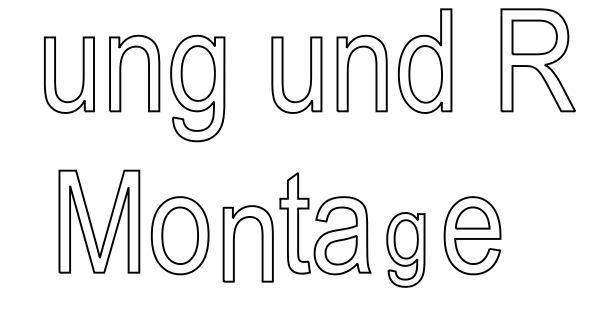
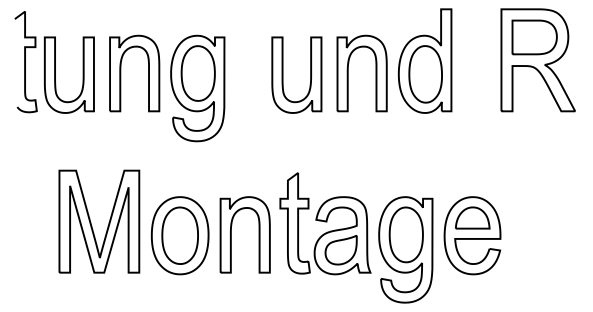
curve: none -> present (25, 62)
part position: (234, 243) -> (231, 234) (231, 234)
part size: 40x76 px -> 56x108 px (405, 249)
